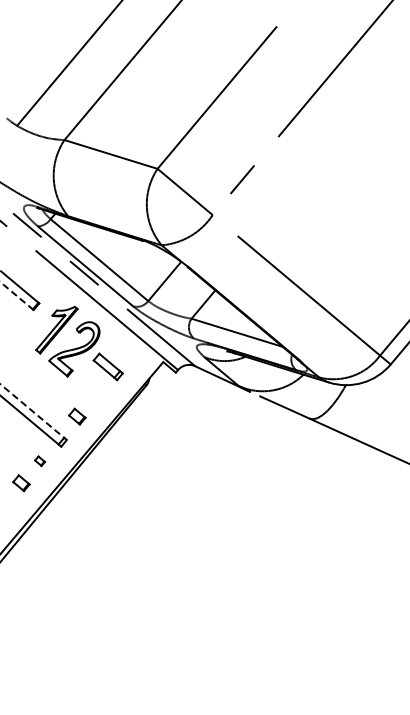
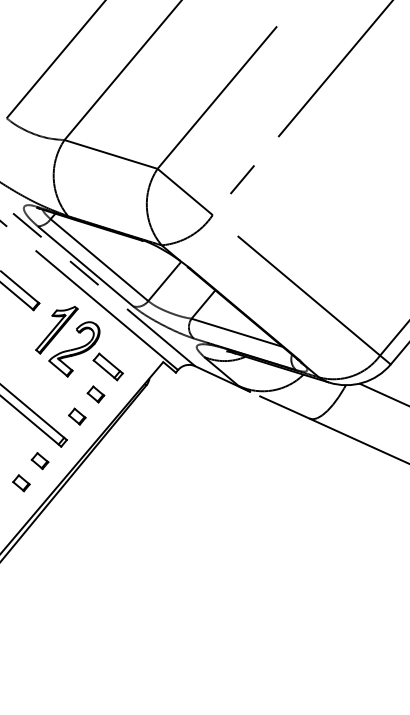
line position: (68, 64) -> (54, 60) (54, 60)
line: dashed -> solid (17, 296)
part: none -> present (95, 394)
line: none -> present (382, 394)
line: dashed -> solid (33, 412)
part size: 13x13 px -> 20x19 px (39, 461)
